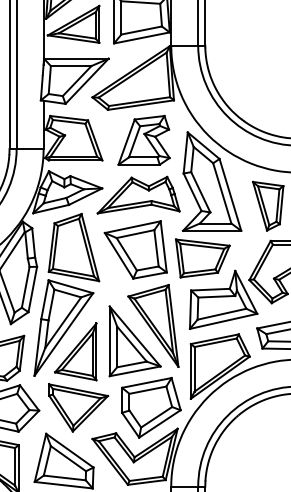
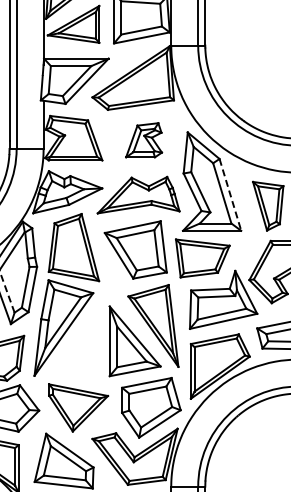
part size: 54x52 px -> 39x37 px (144, 140)
line: solid -> dashed (230, 194)
line: solid -> dashed (7, 292)
part: present -> none (75, 351)
